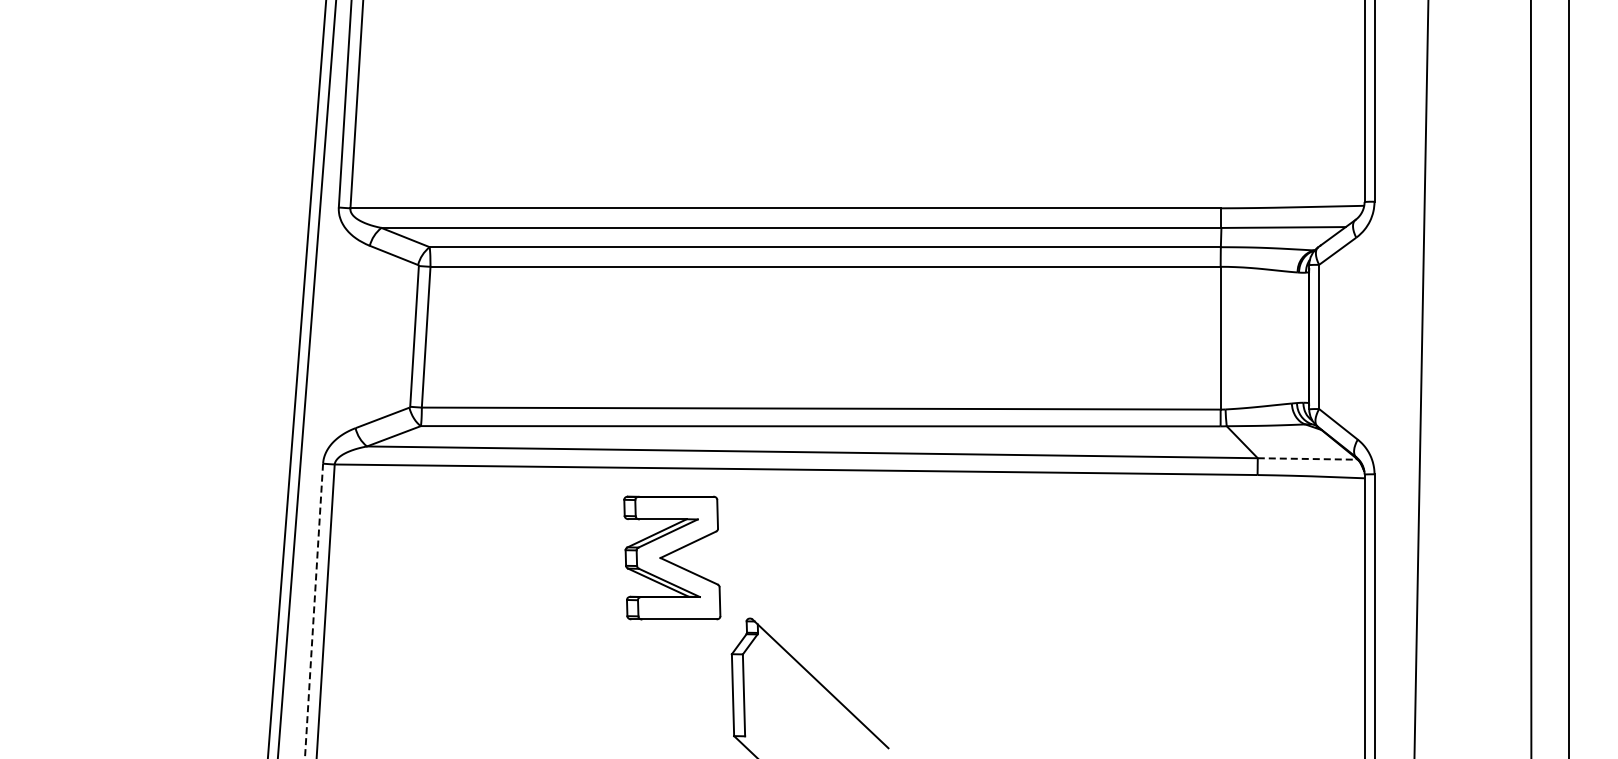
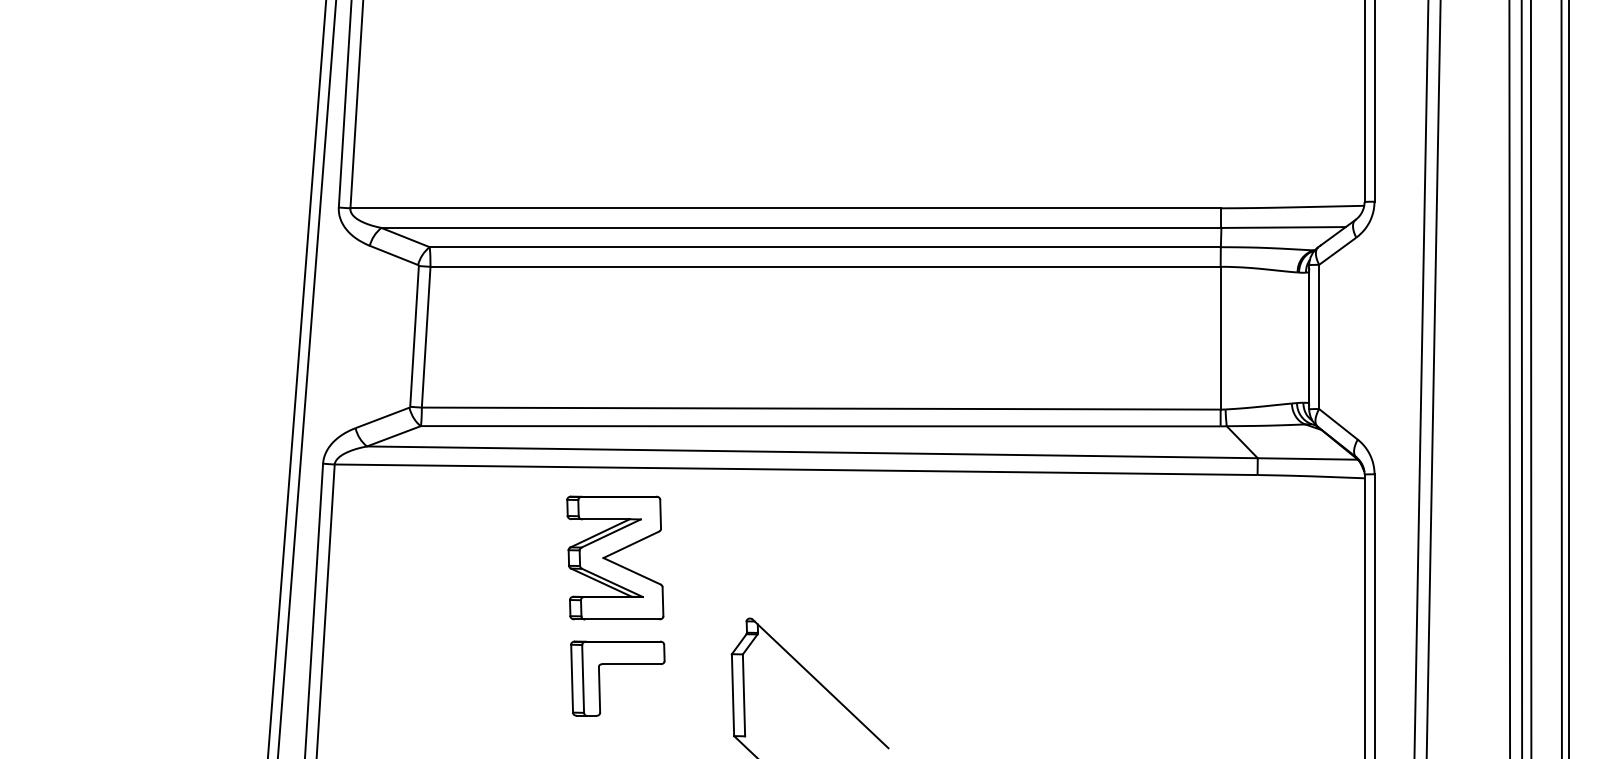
line: none -> present (1433, 378)
line: none -> present (1509, 378)
line: none -> present (1521, 378)
line: none -> present (1561, 378)
line: dashed -> solid (1307, 458)
part position: (672, 557) -> (615, 557) (615, 557)
line: dashed -> solid (314, 611)
part: none -> present (617, 664)
